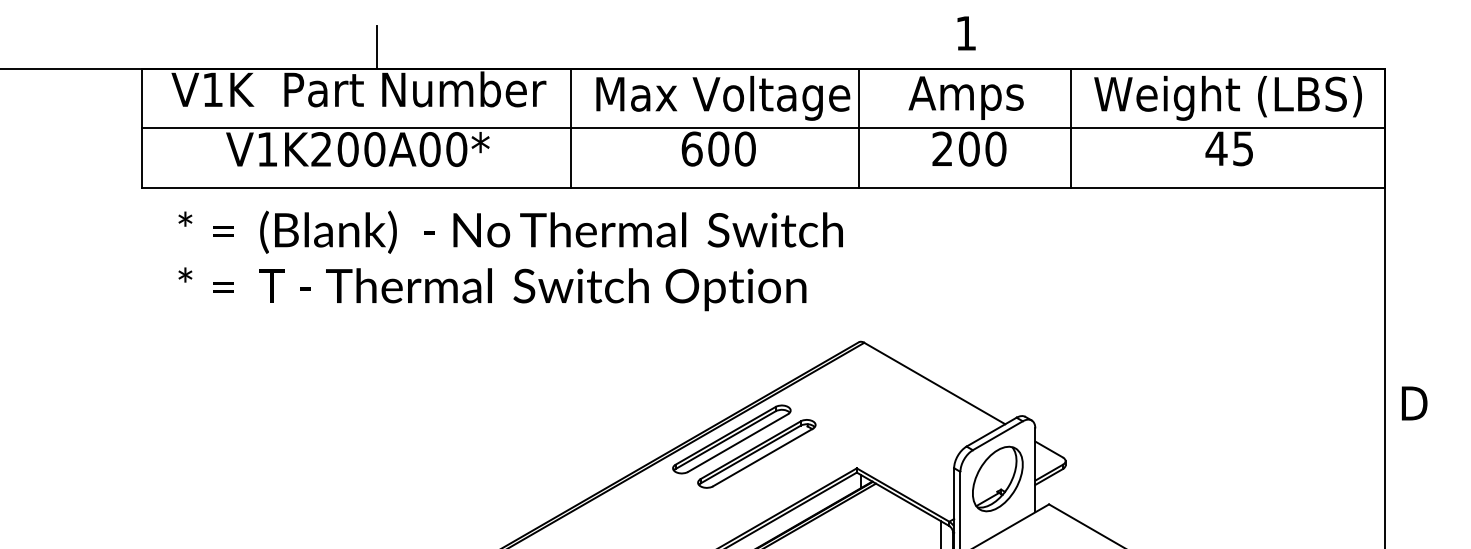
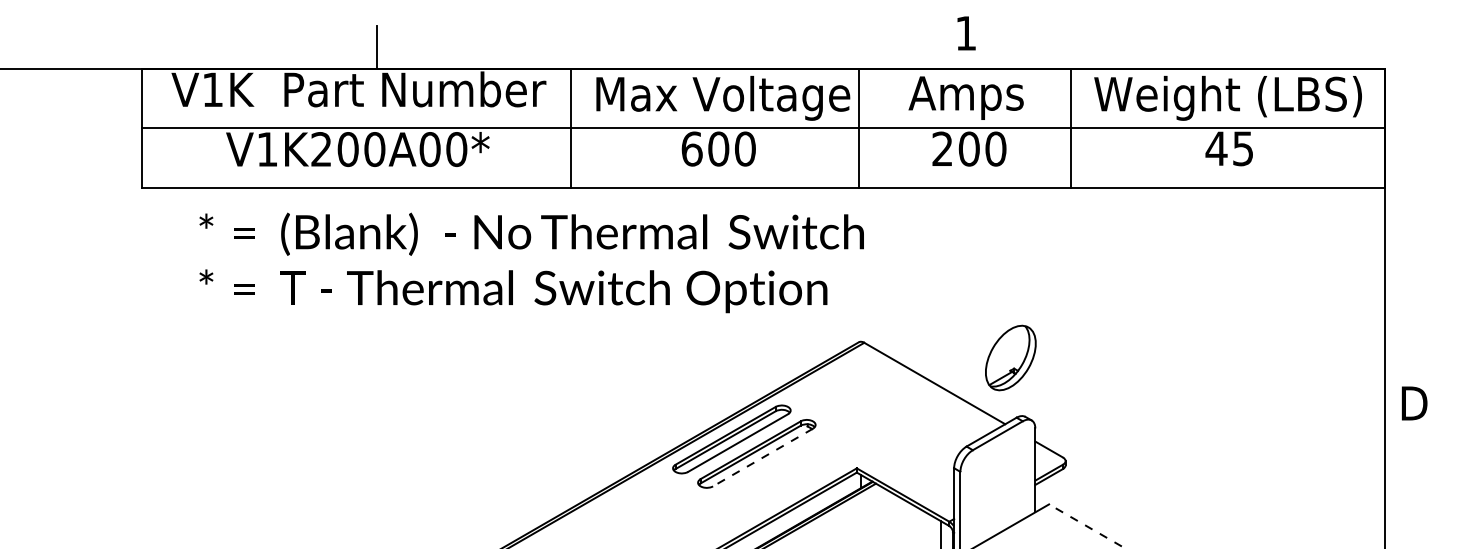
text position: (510, 260) -> (531, 262) (531, 262)
line: solid -> dashed (763, 457)
part position: (997, 478) -> (1010, 357) (1010, 357)
line: solid -> dashed (1086, 526)
